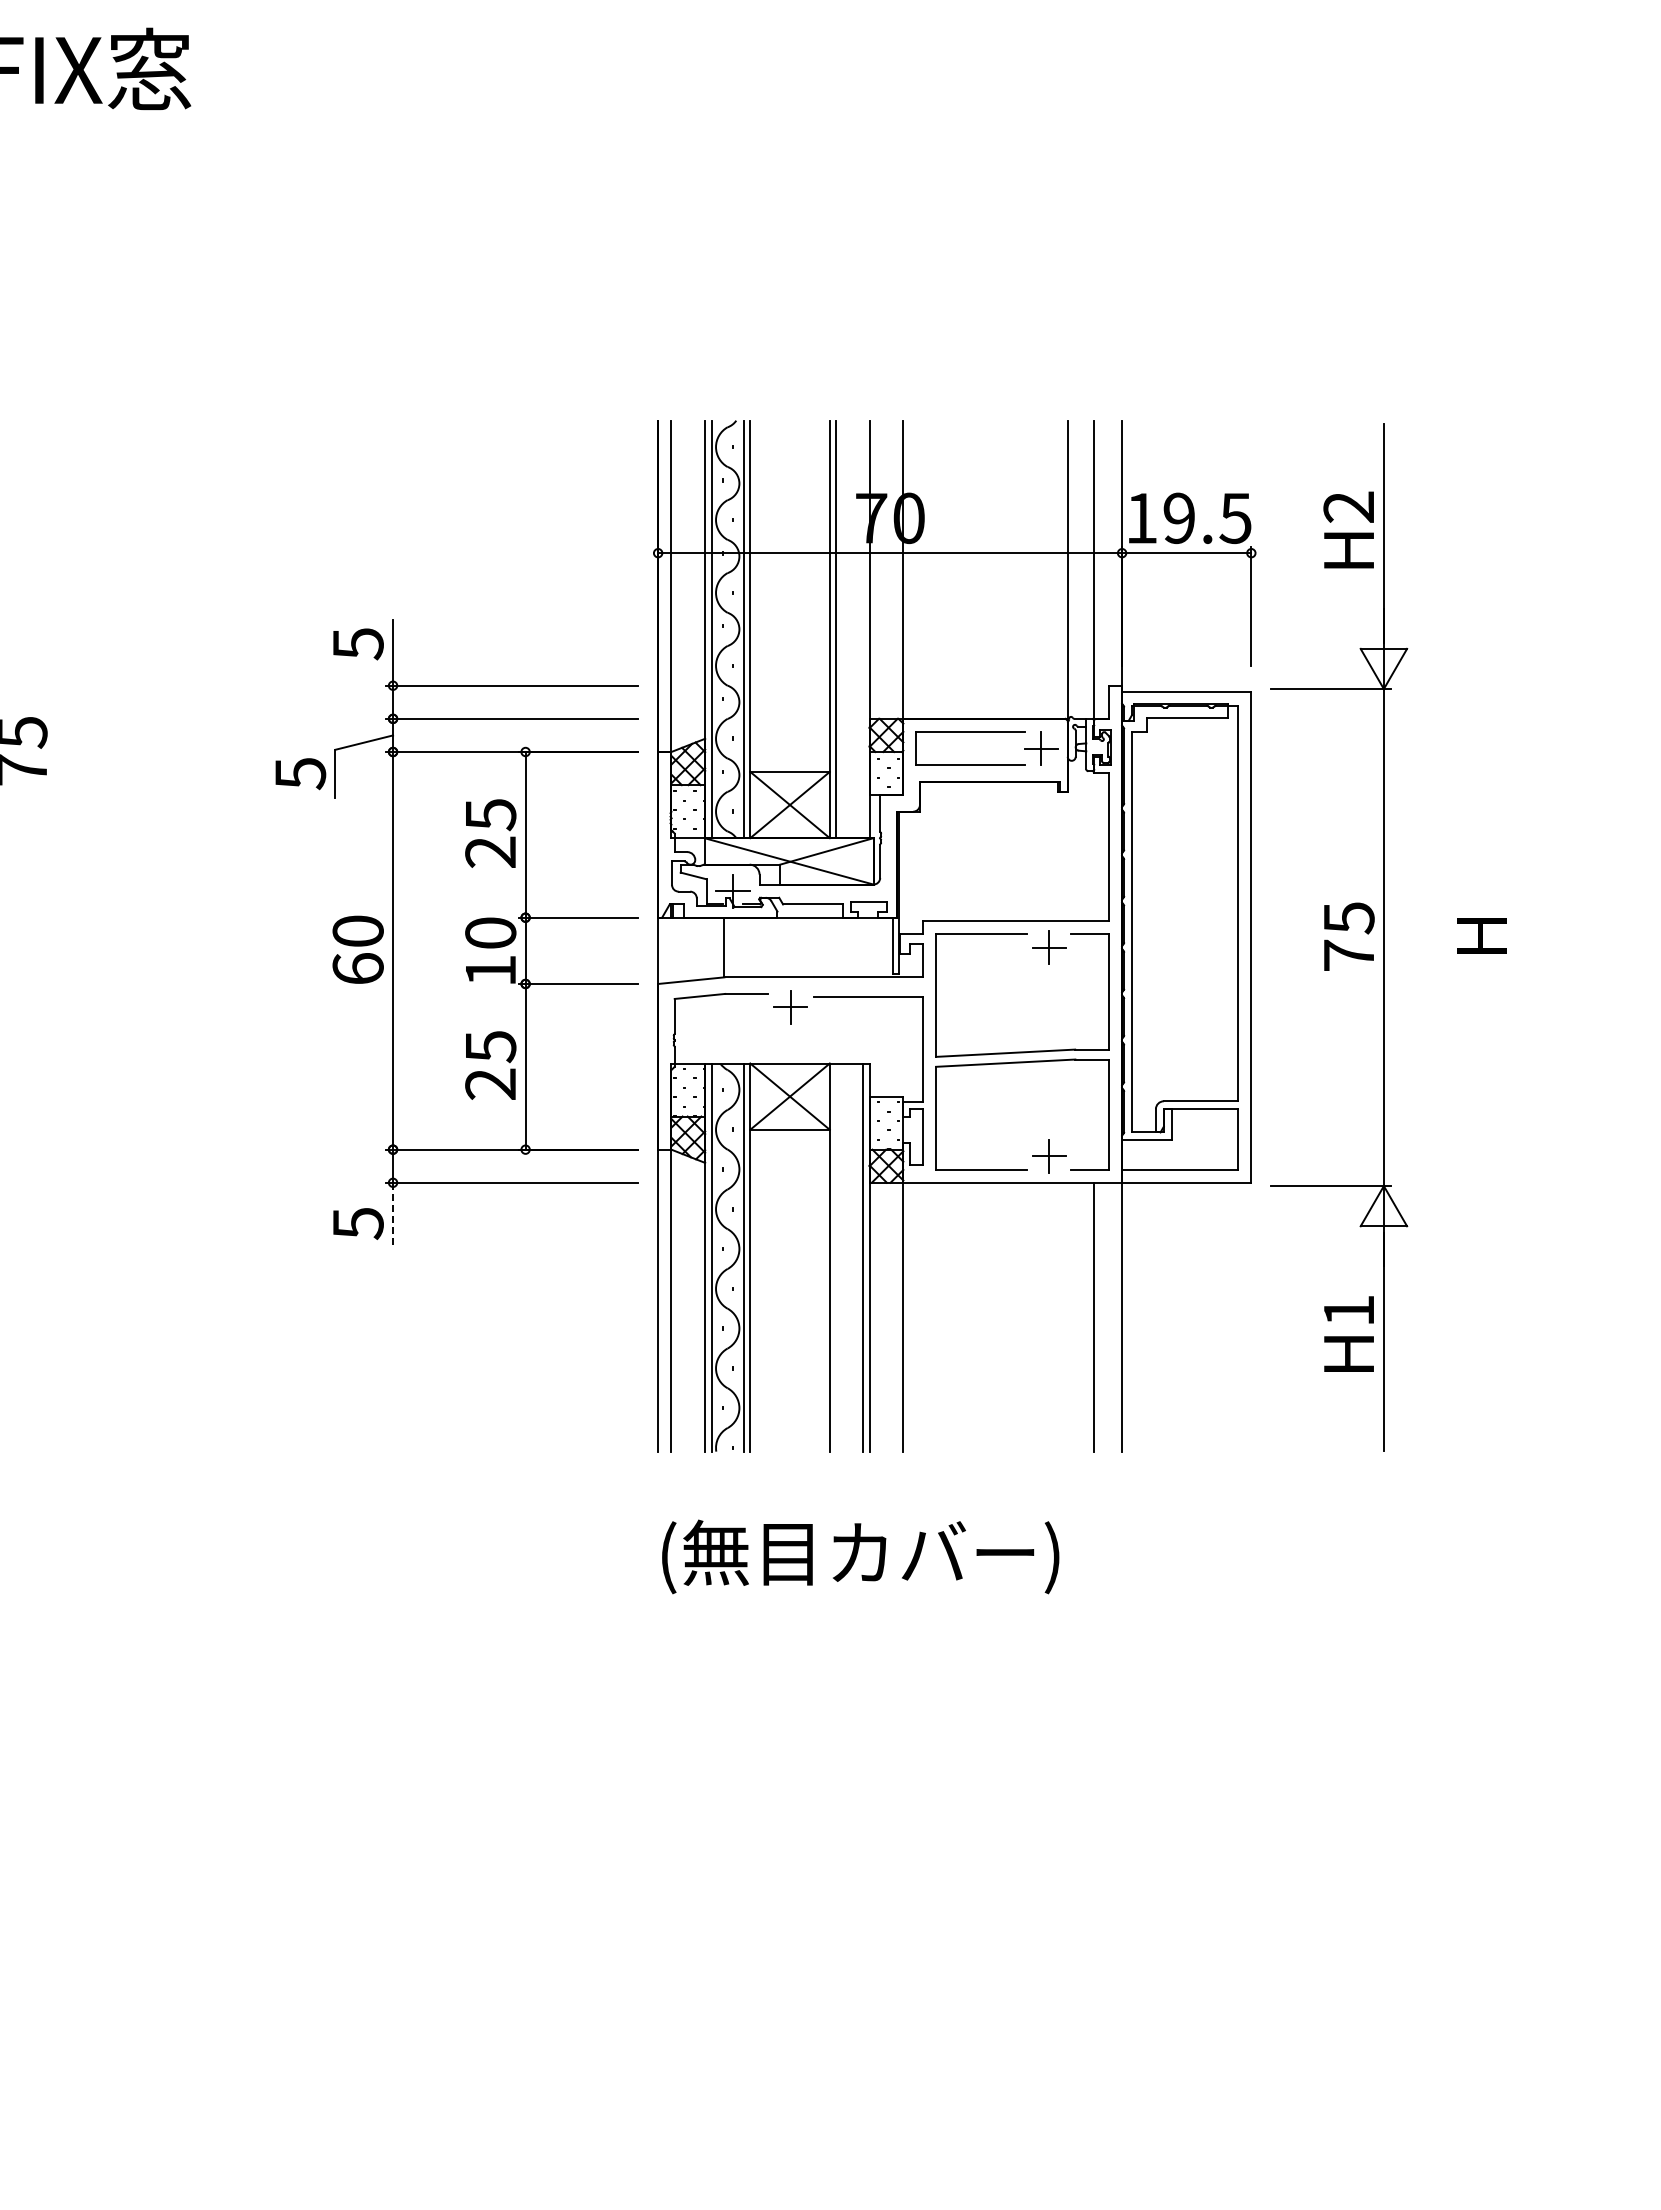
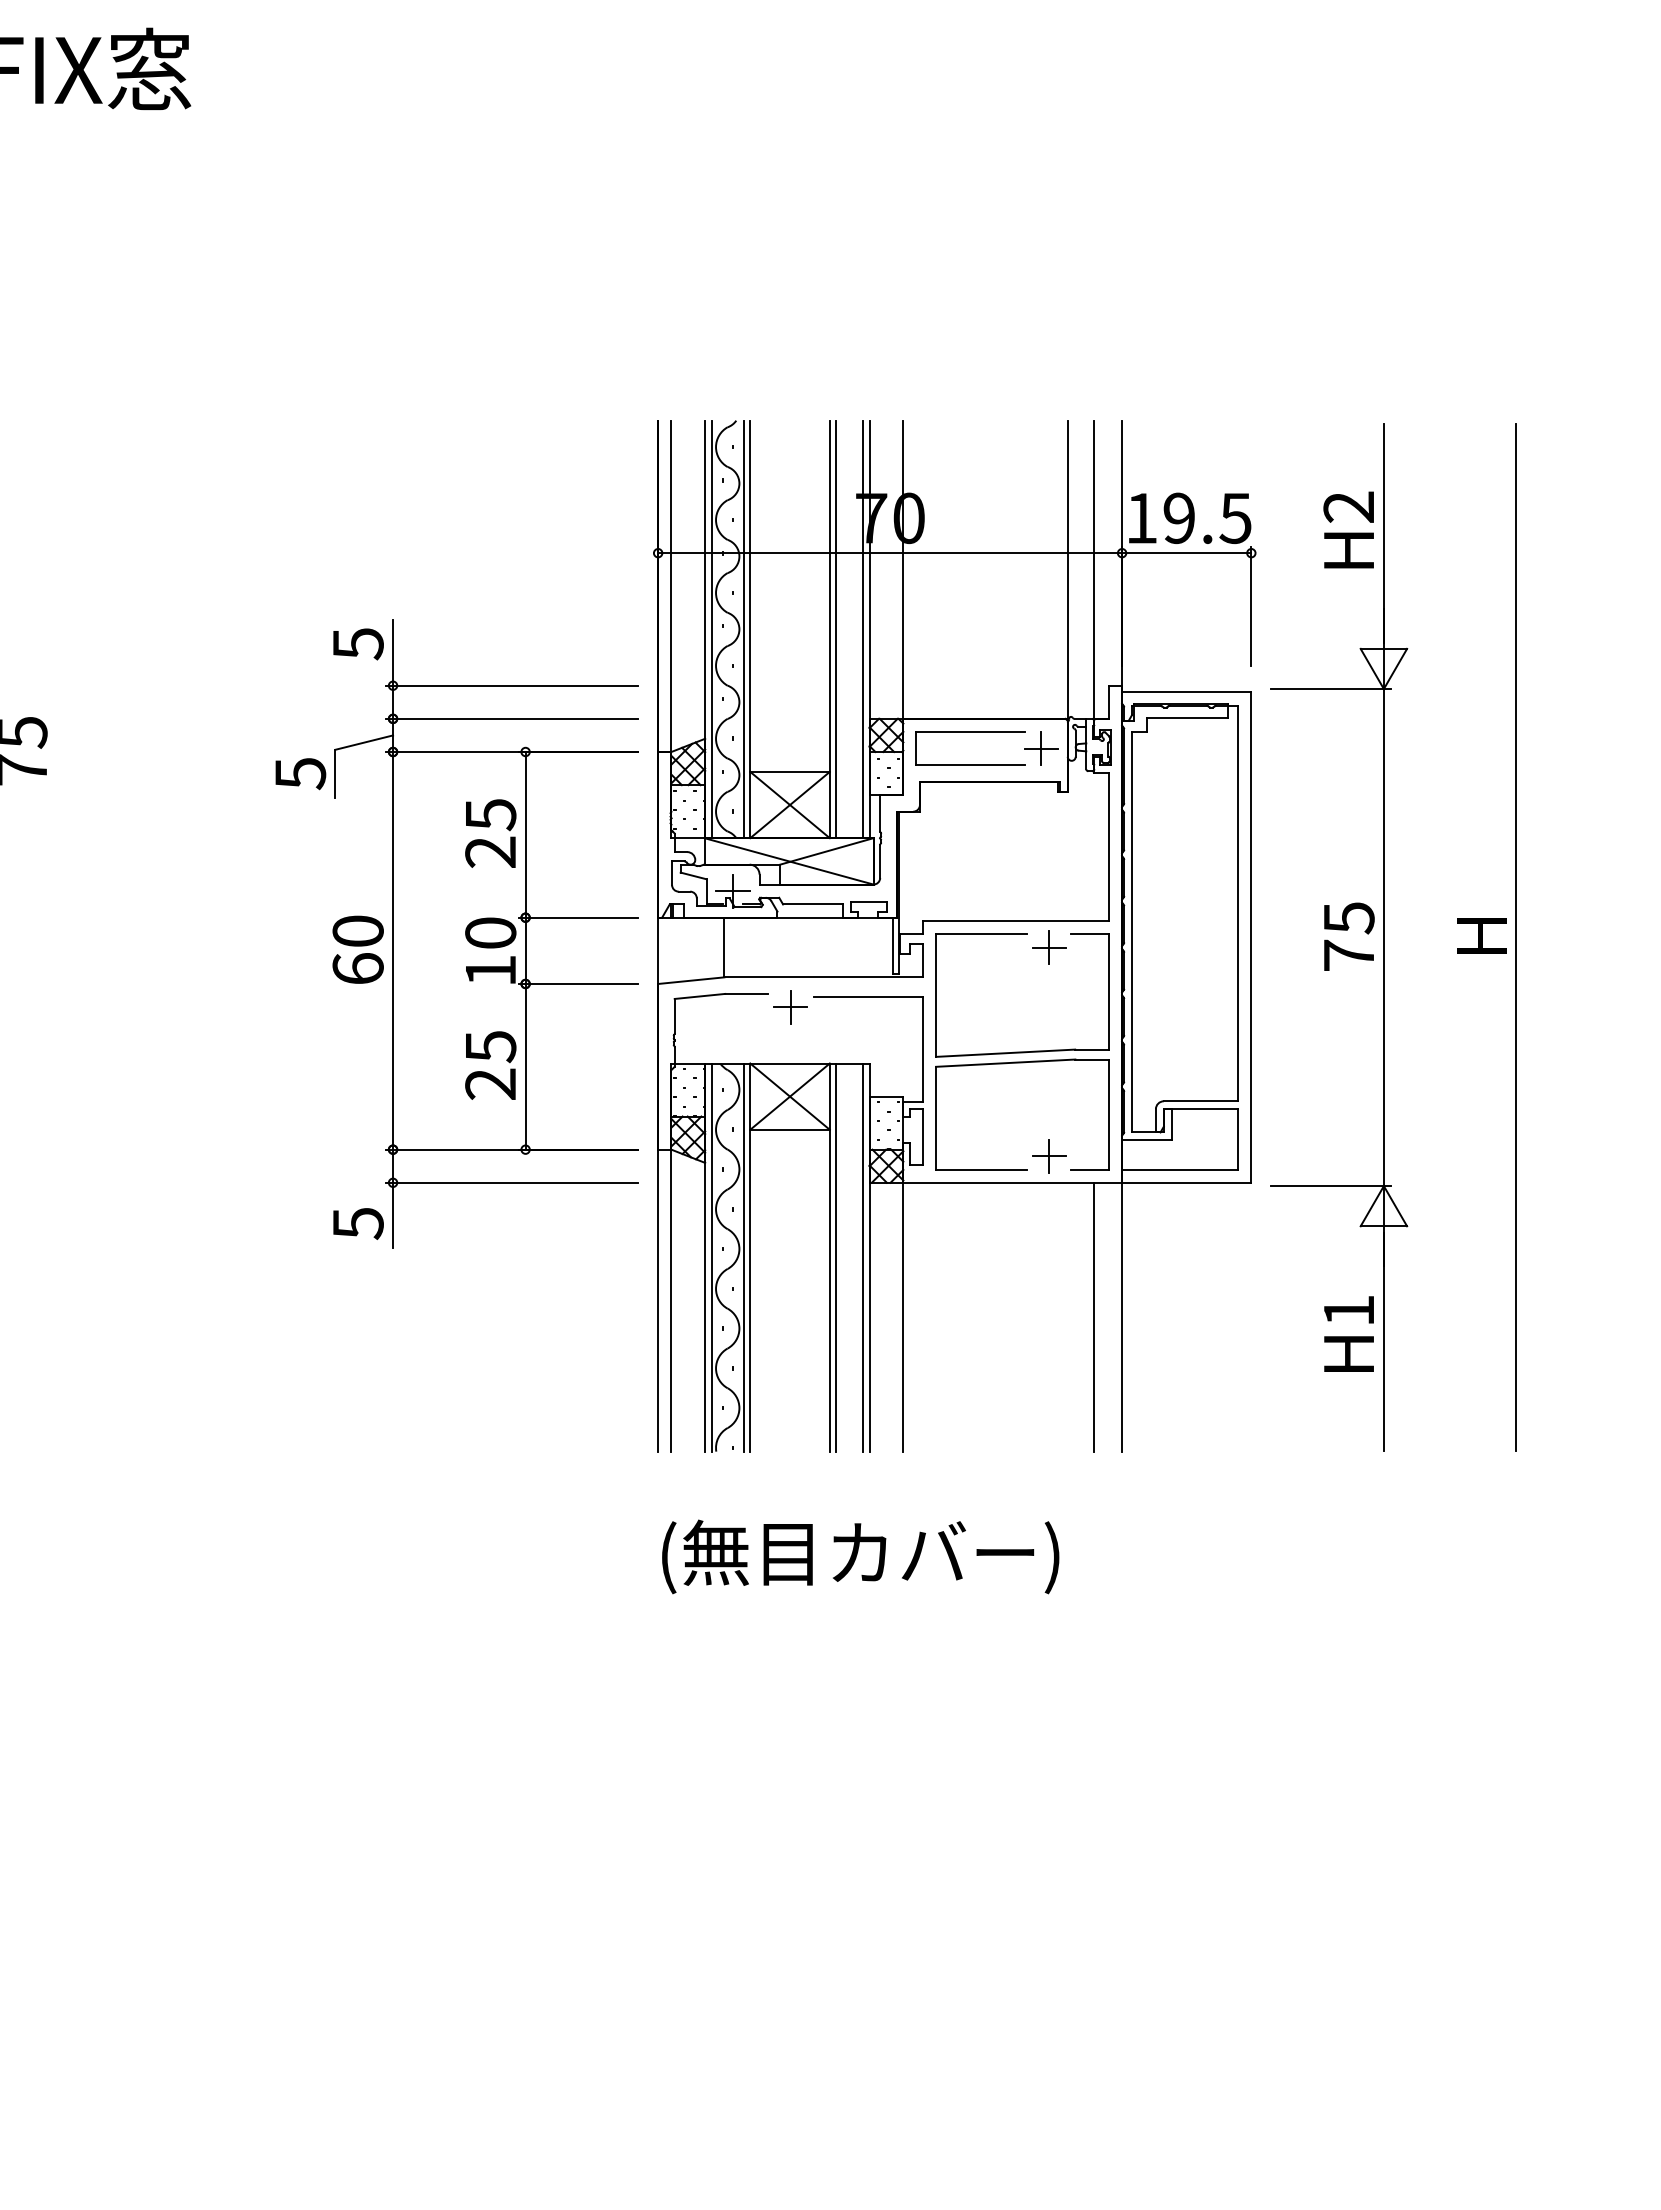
line: none -> present (862, 629)
line: none -> present (1516, 937)
line: dashed -> solid (393, 1215)
line: none -> present (836, 1257)
